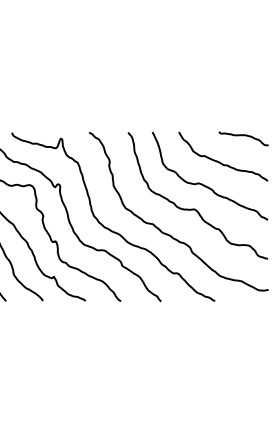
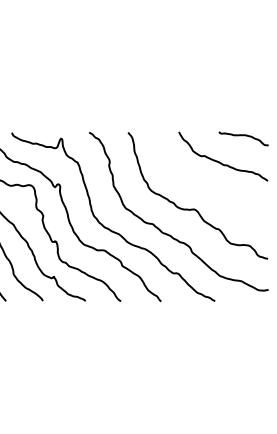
curve: present -> none (204, 184)
